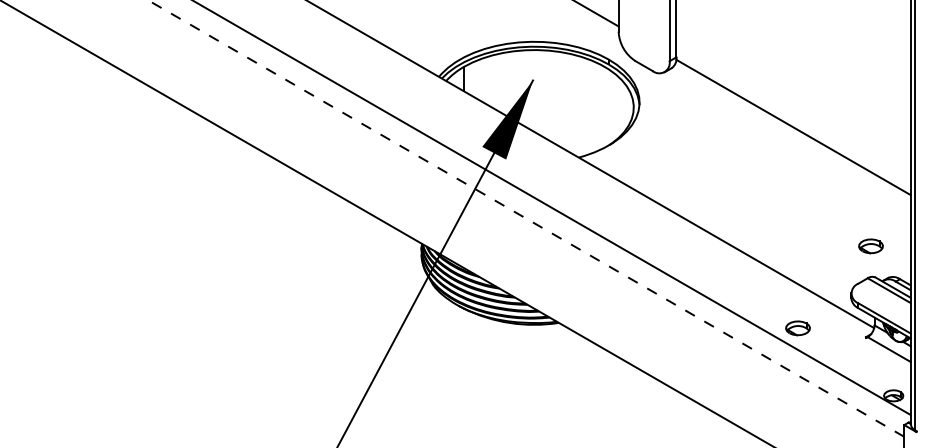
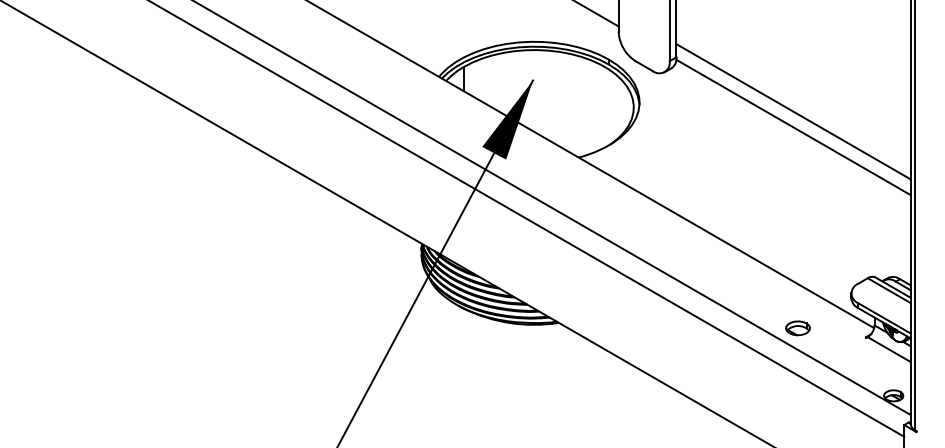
line: none -> present (793, 111)
line: dashed -> solid (525, 218)
part: present -> none (870, 246)
